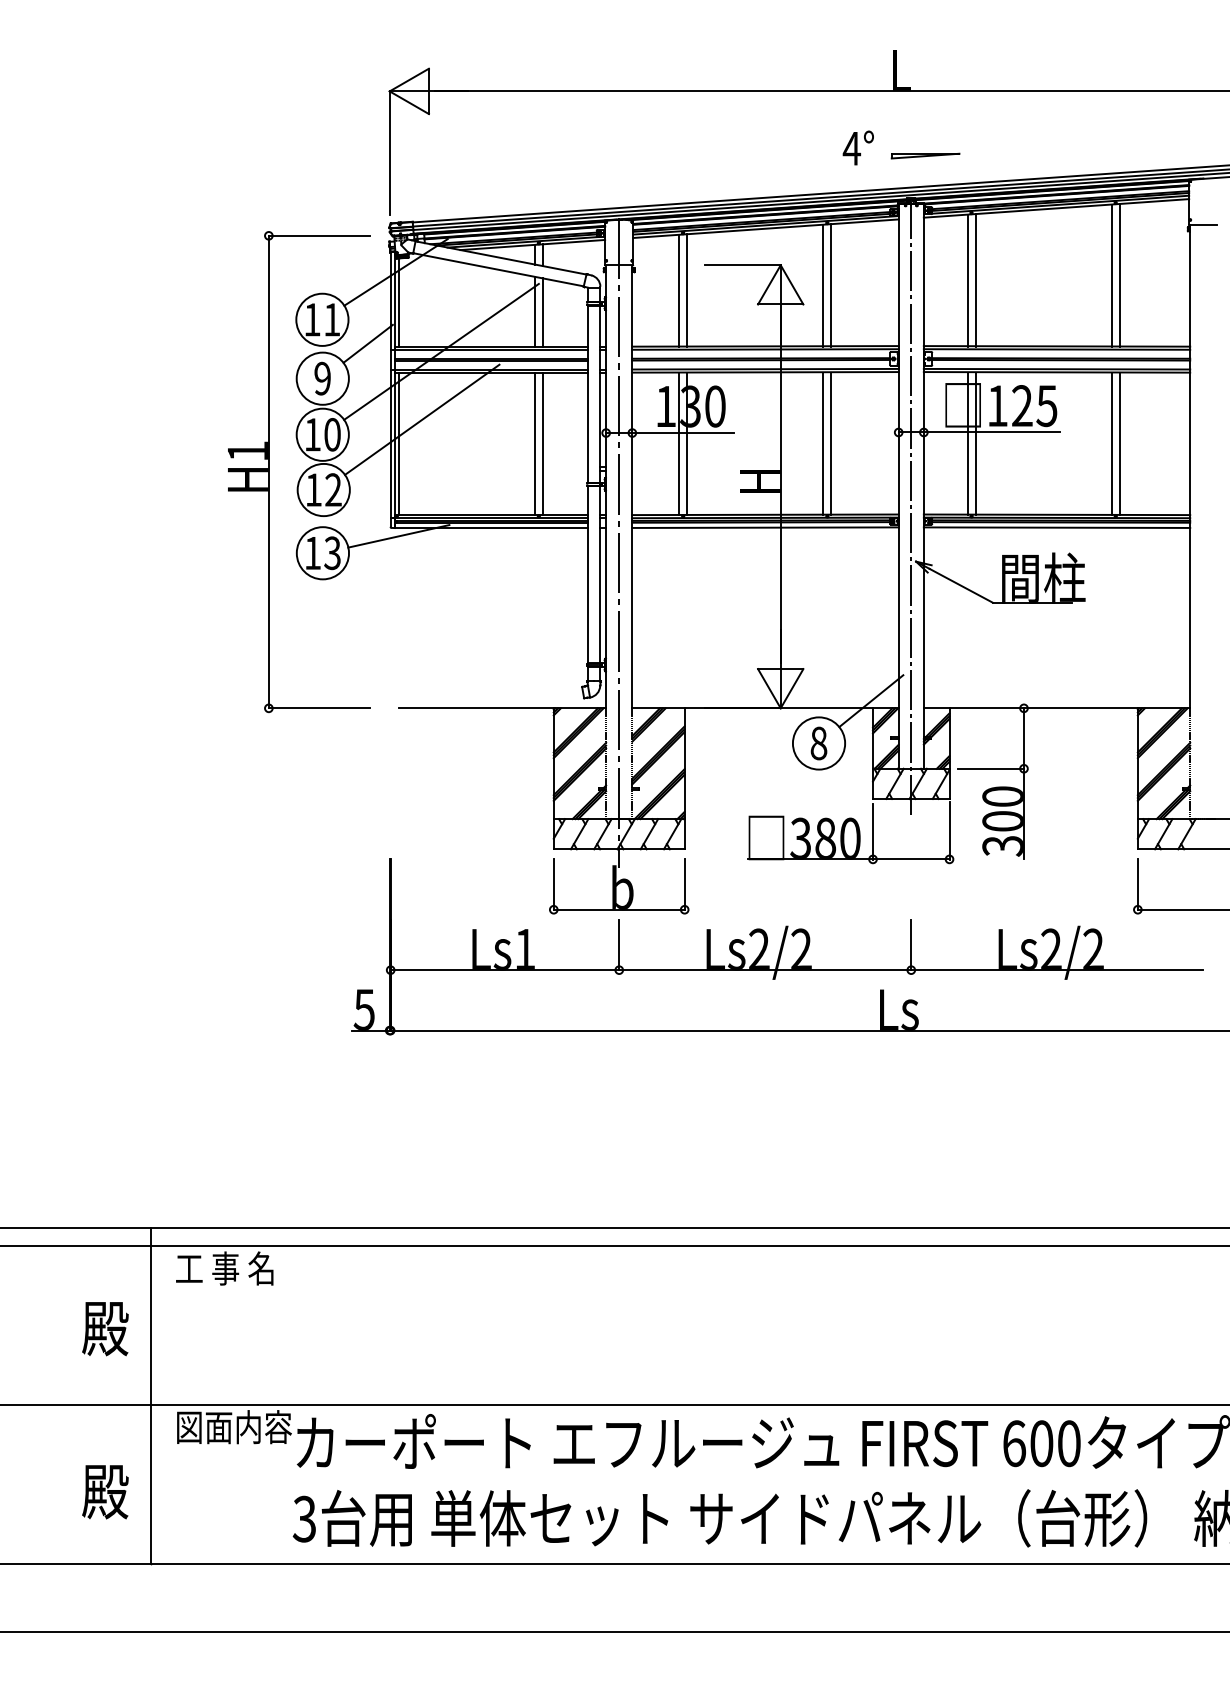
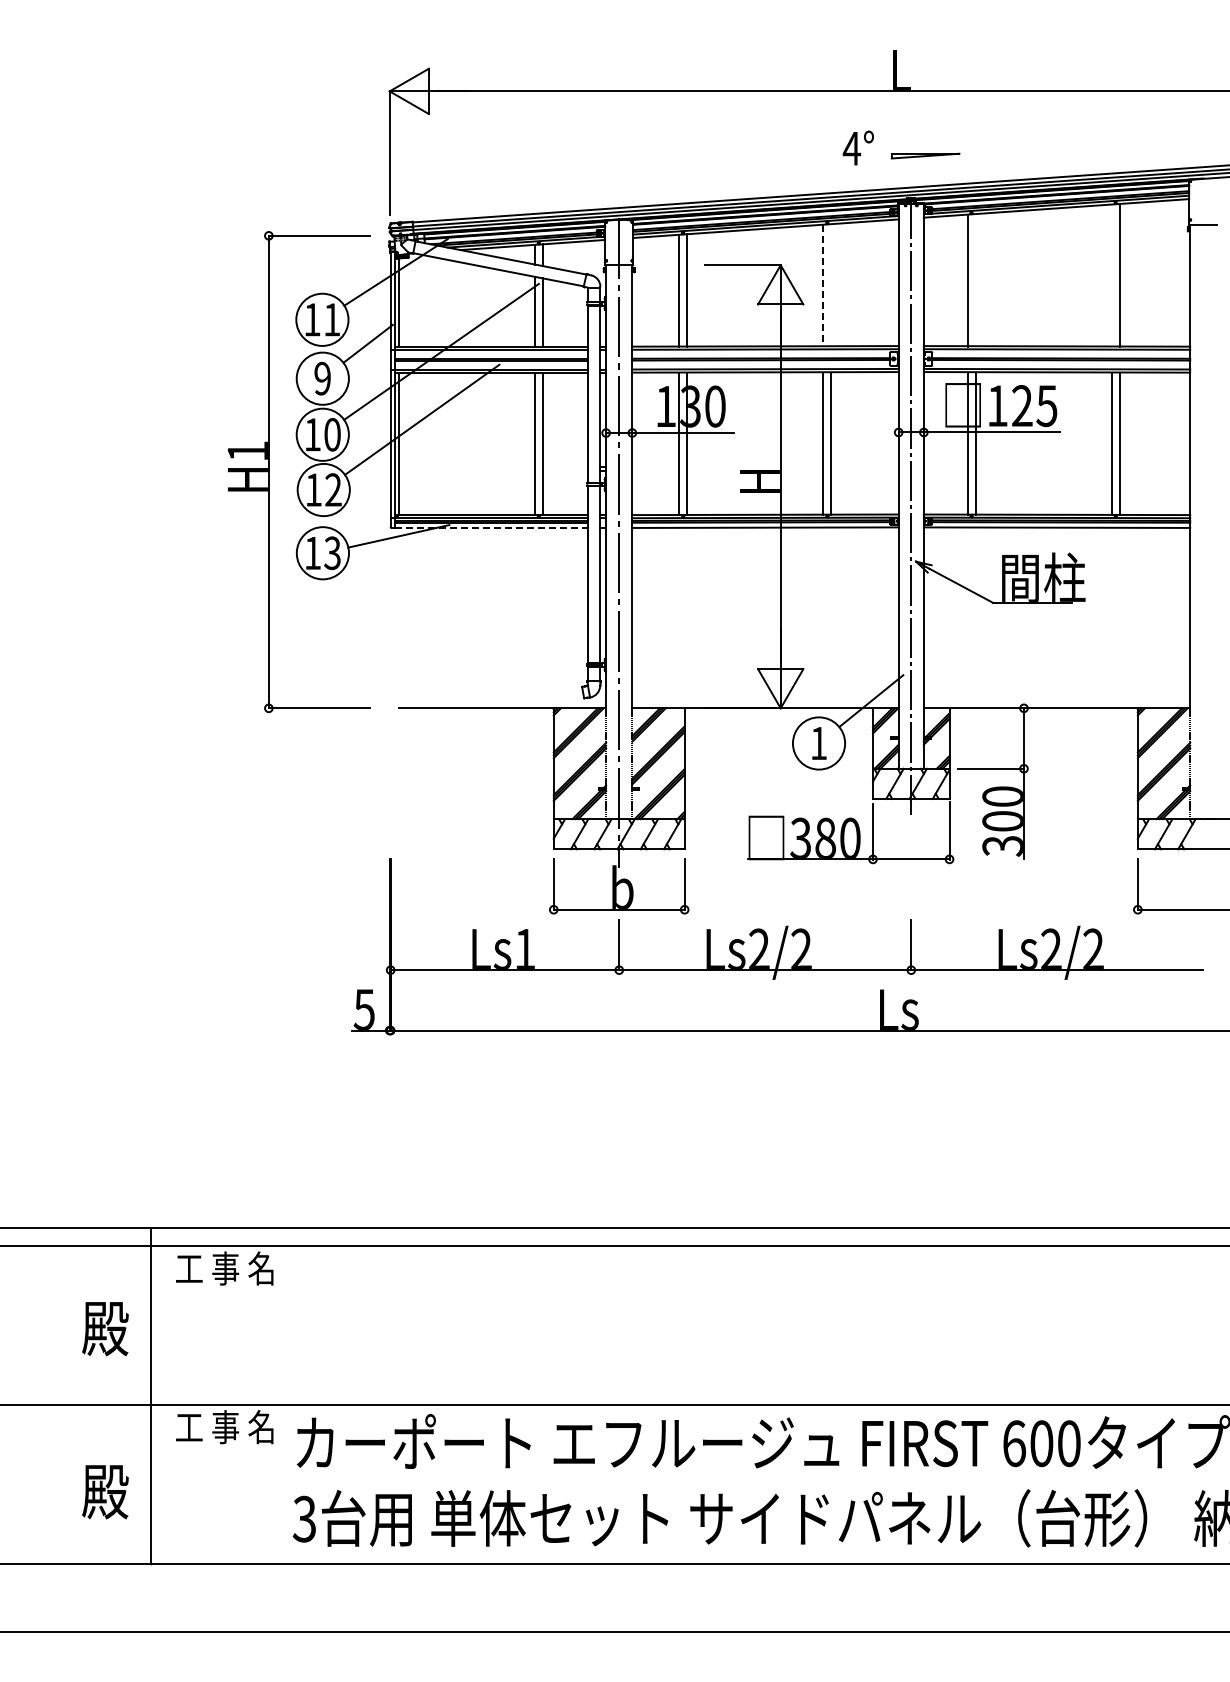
line: present -> none (1111, 275)
line: present -> none (975, 280)
line: solid -> dashed (823, 285)
line: present -> none (831, 285)
line: solid -> dashed (491, 527)
text: 8 -> 1 (818, 743)
text: 図面内容 -> 工 事 名 (233, 1427)
